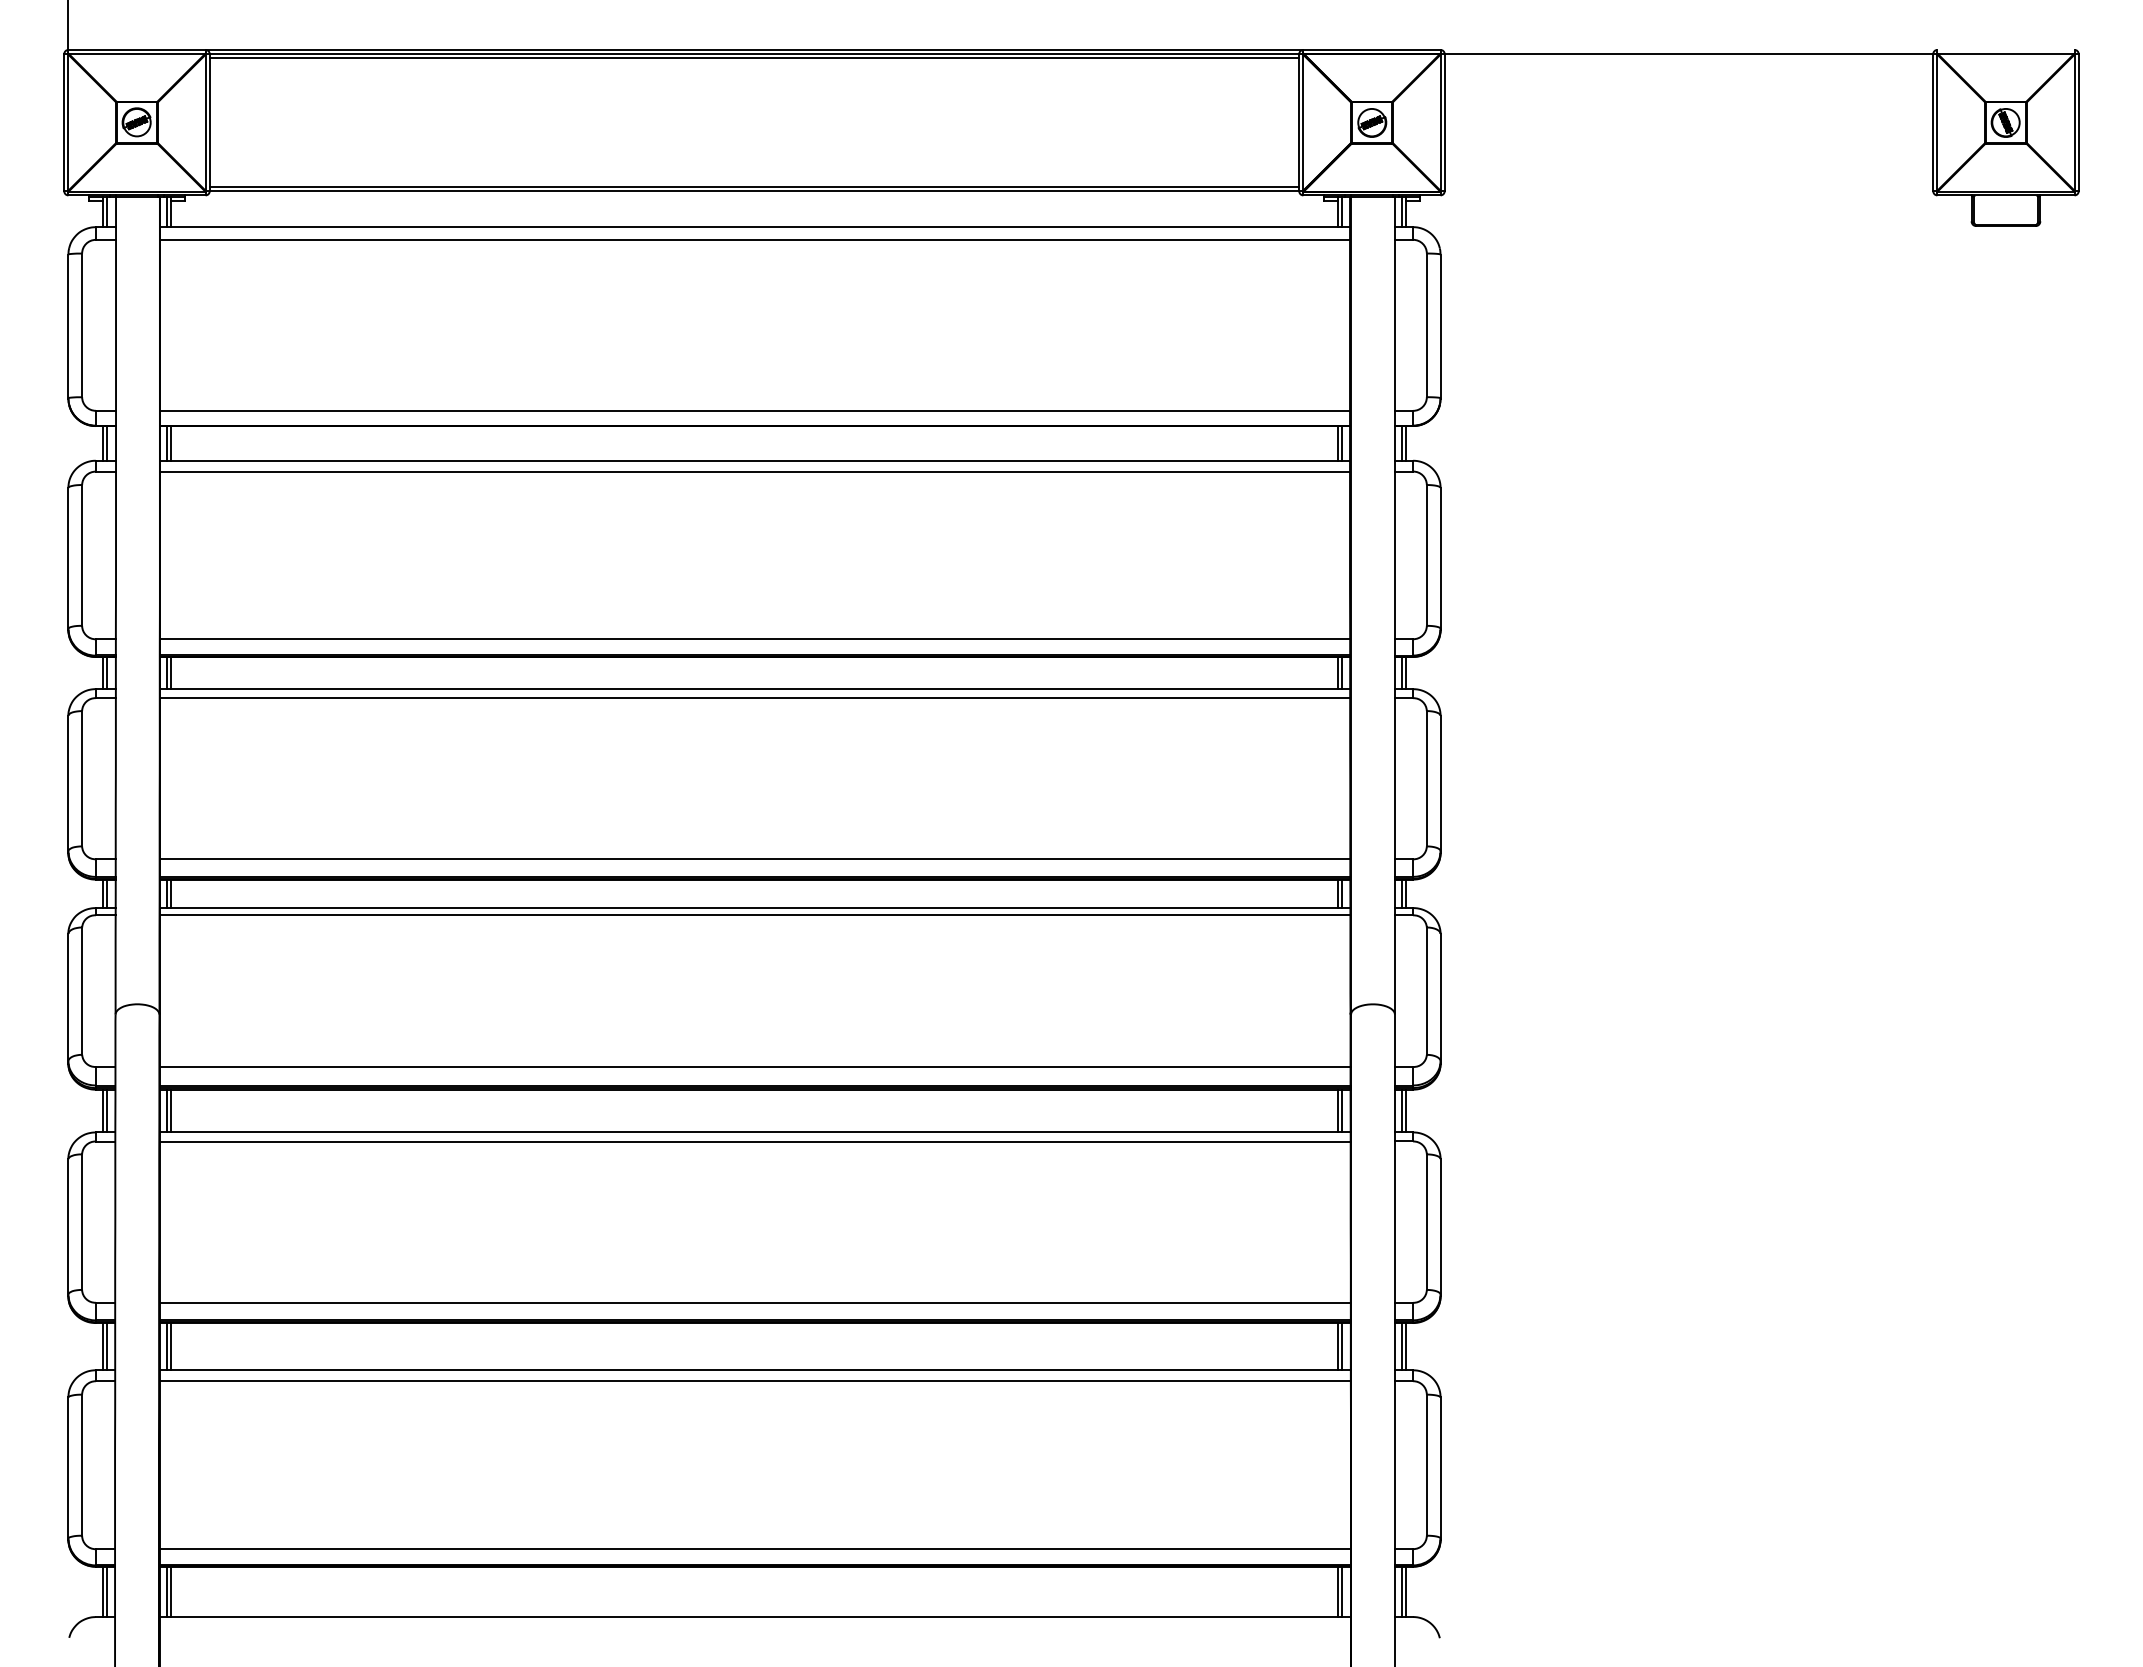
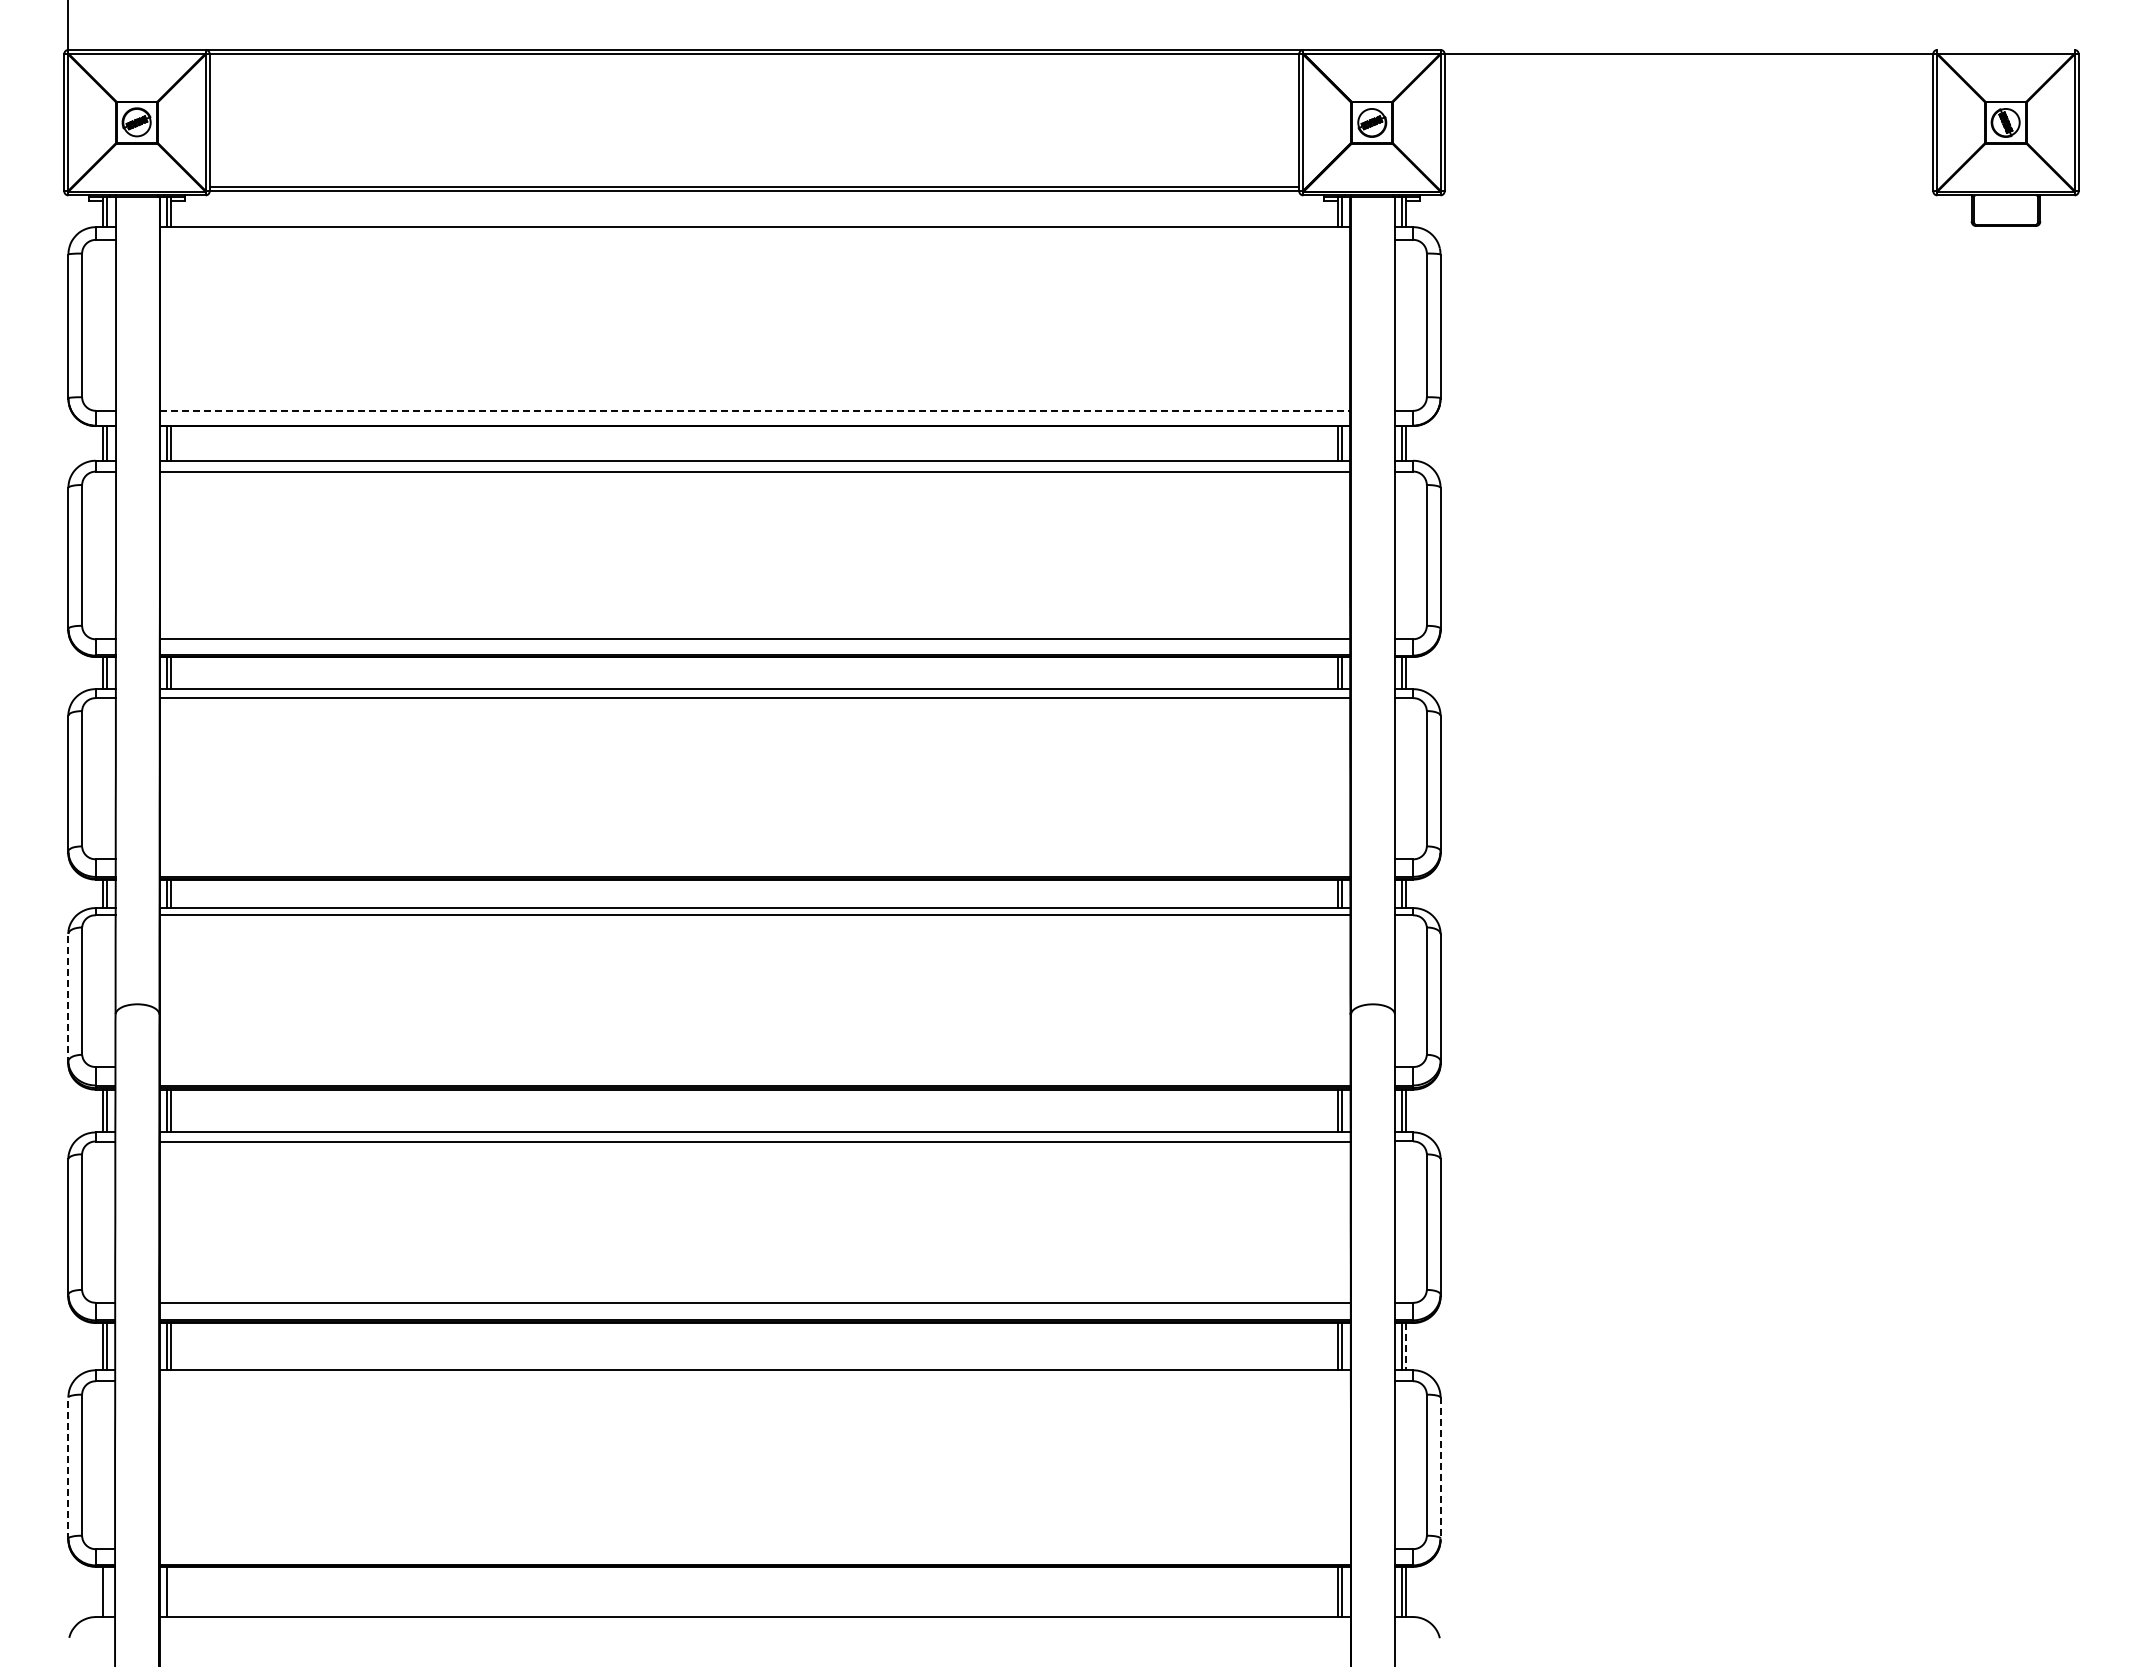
line: present -> none (754, 58)
line: present -> none (754, 239)
line: solid -> dashed (755, 410)
line: present -> none (754, 859)
line: solid -> dashed (68, 998)
line: present -> none (754, 1067)
line: solid -> dashed (1406, 1346)
line: present -> none (754, 1381)
line: solid -> dashed (68, 1468)
line: solid -> dashed (1440, 1469)
line: present -> none (754, 1549)
line: present -> none (106, 1591)
line: present -> none (171, 1591)
